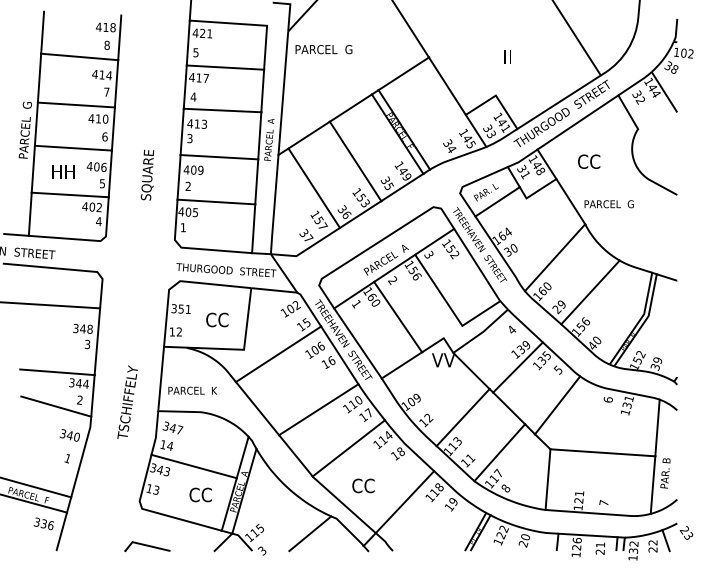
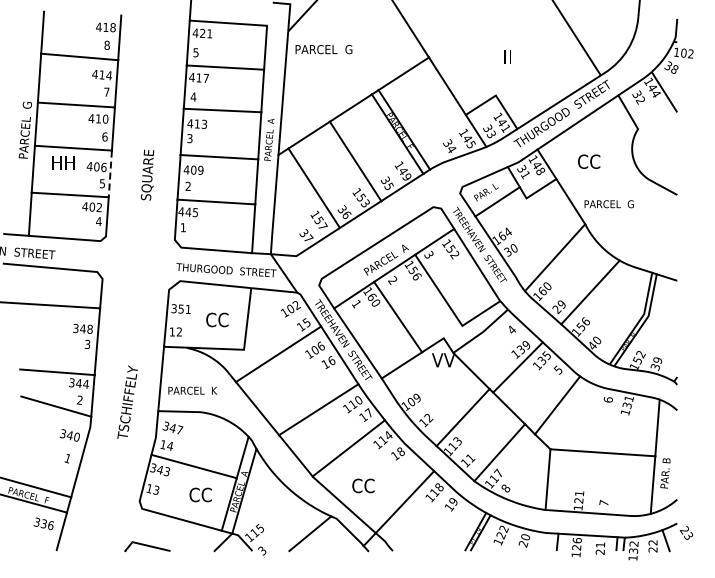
text position: (63, 171) -> (63, 162) (63, 162)
line: solid -> dashed (110, 174)
text: 405 -> 445 (188, 211)
